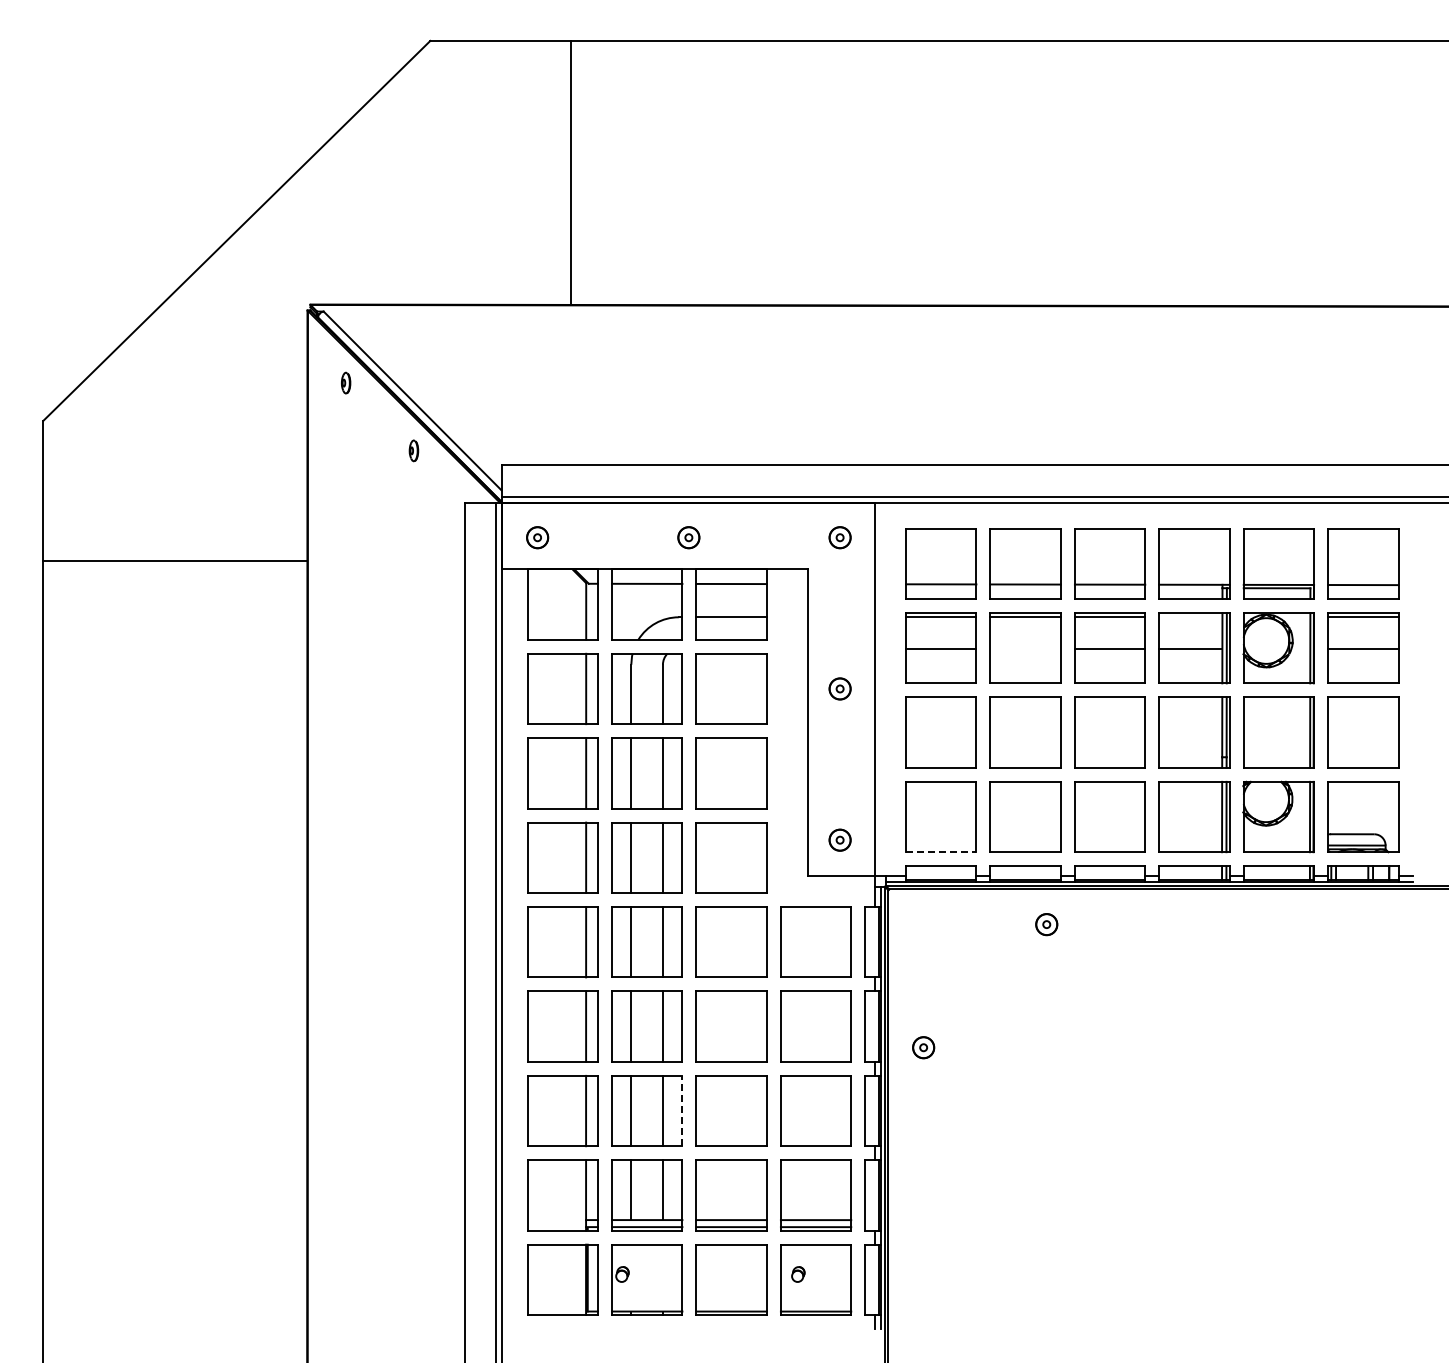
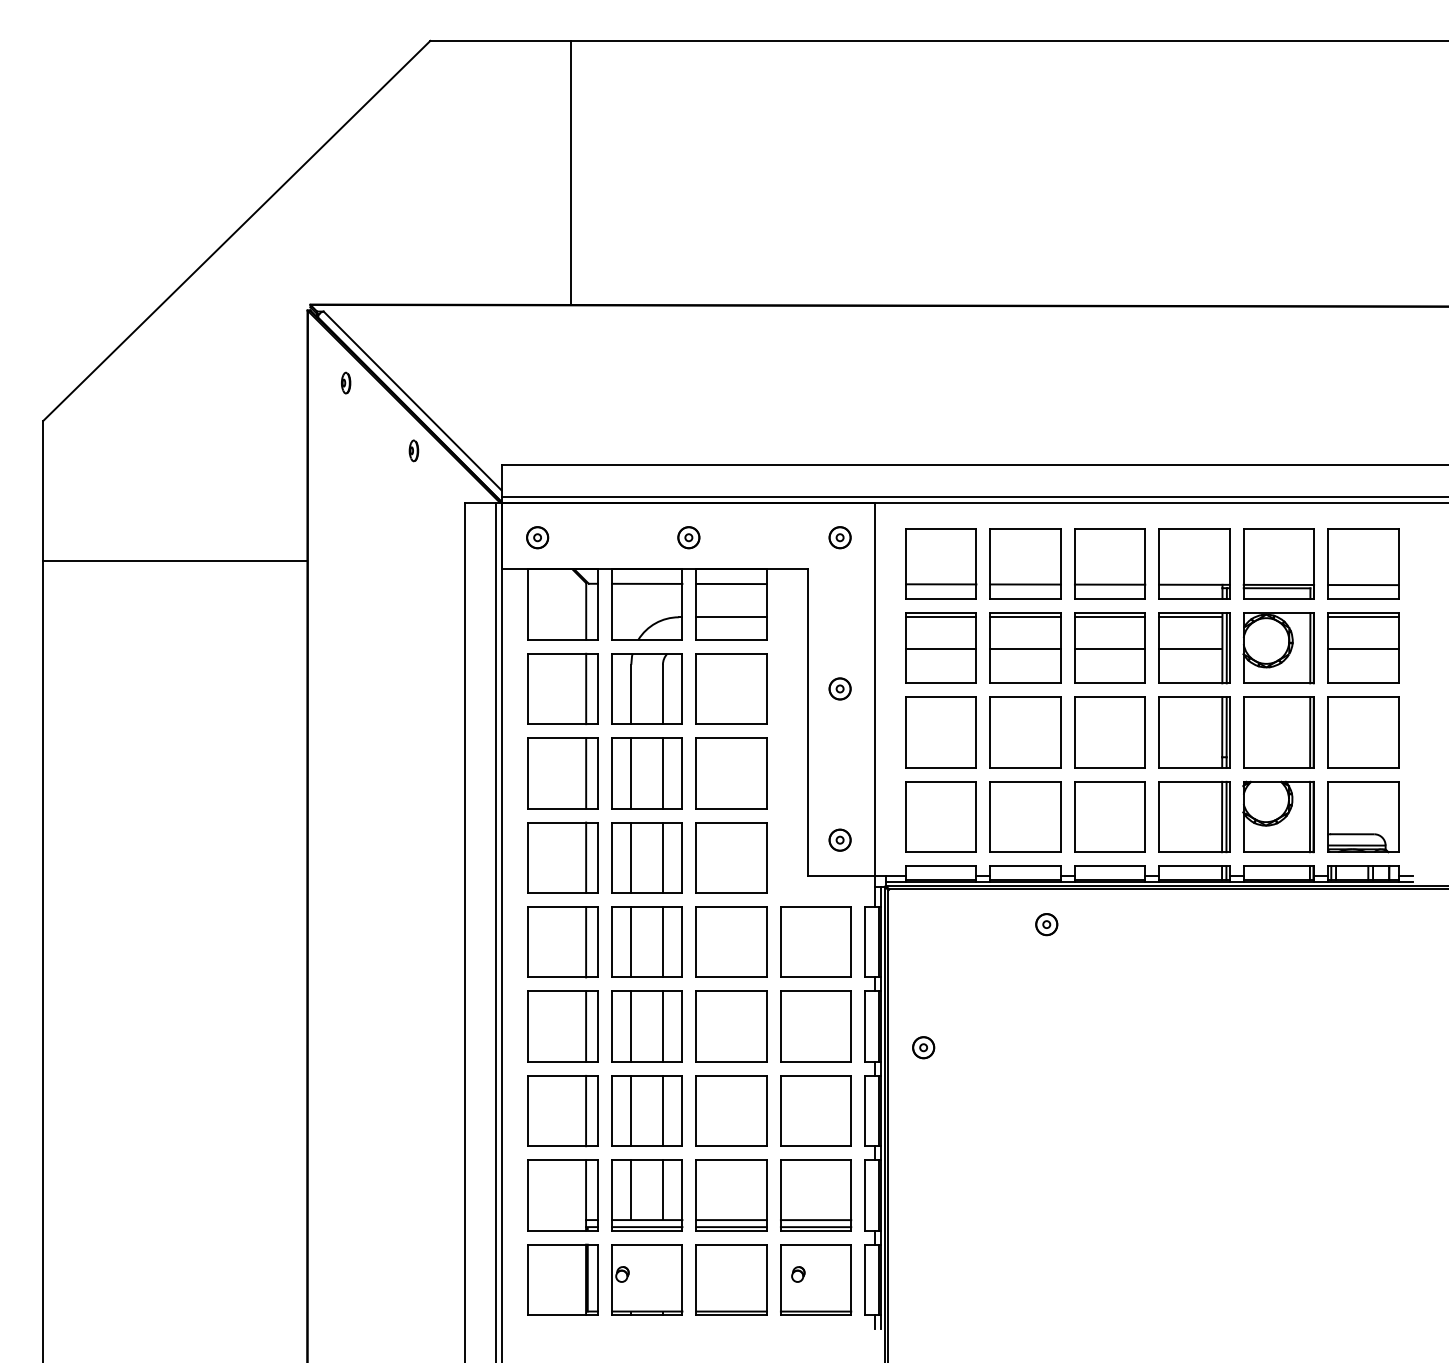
line: none -> present (1190, 617)
line: none -> present (1025, 648)
line: dashed -> solid (941, 852)
line: dashed -> solid (682, 1110)
